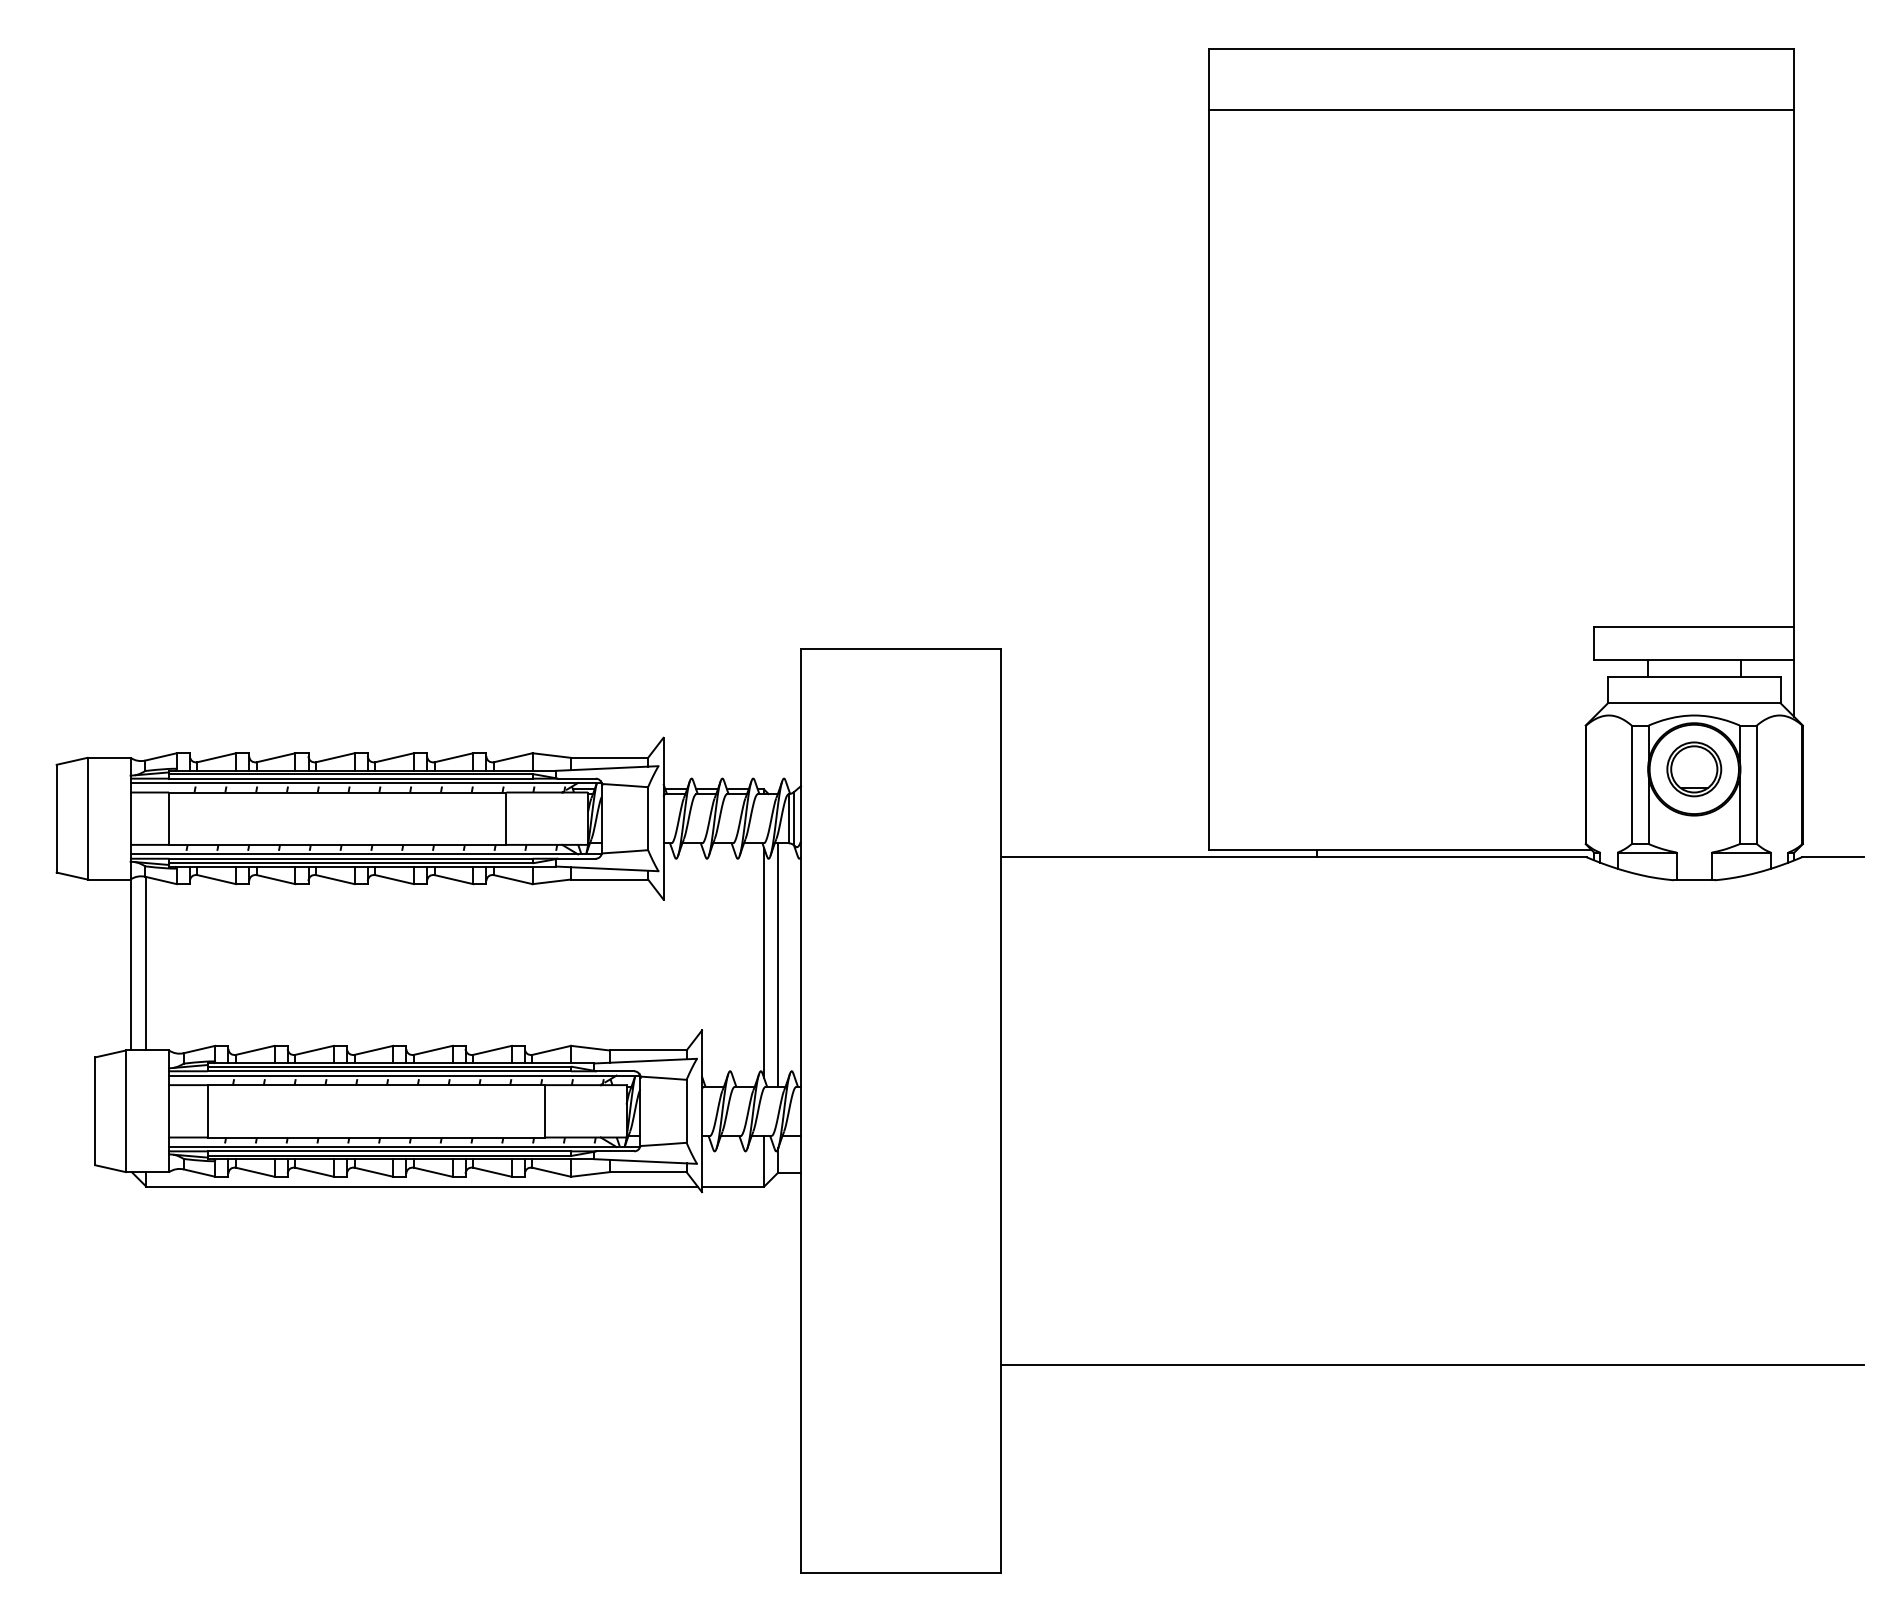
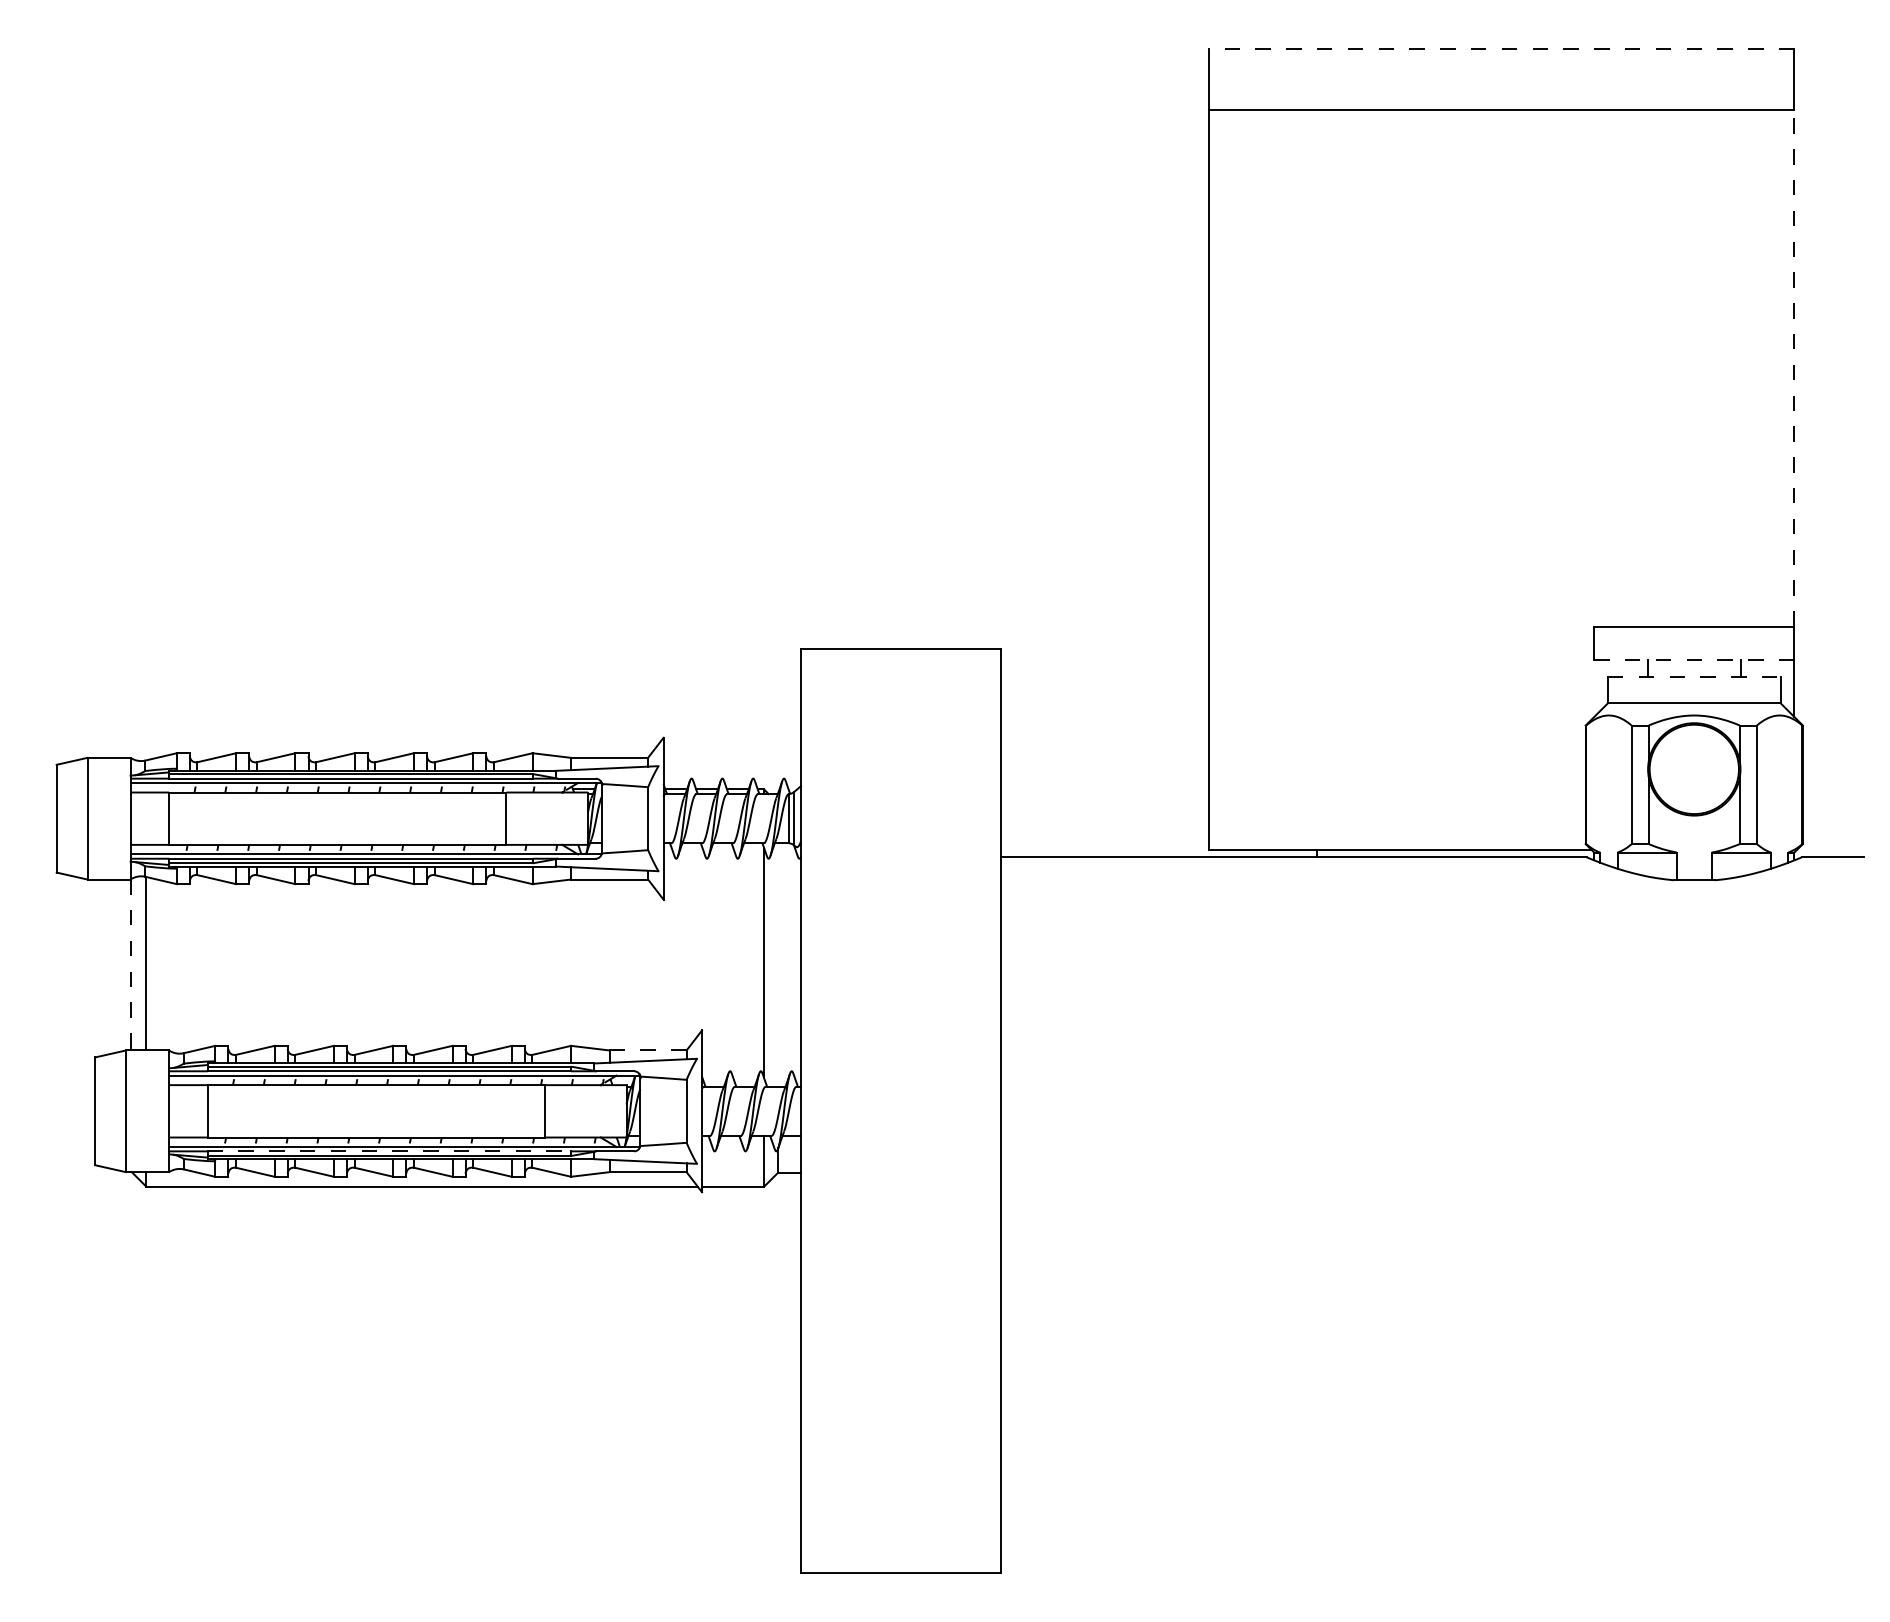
line: solid -> dashed (1501, 48)
line: solid -> dashed (1794, 367)
line: solid -> dashed (1693, 660)
line: solid -> dashed (1694, 677)
part: present -> none (1694, 769)
line: solid -> dashed (131, 964)
line: present -> none (777, 964)
line: solid -> dashed (648, 1050)
line: solid -> dashed (389, 1151)
line: present -> none (1432, 1365)
